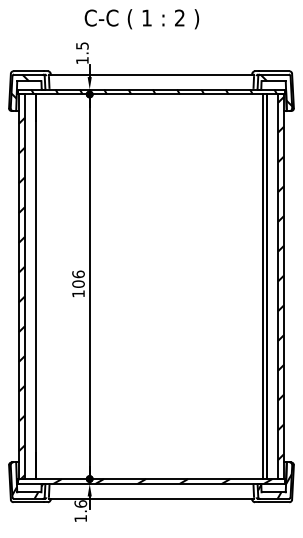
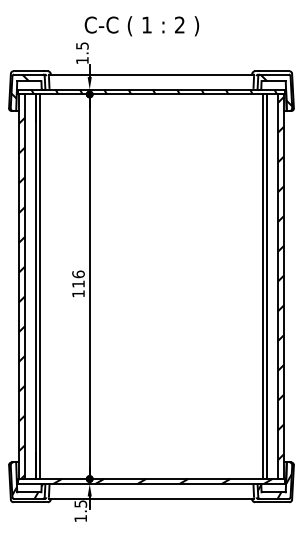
text position: (141, 19) -> (141, 26) (141, 26)
text: 106 -> 116 (78, 283)
line: none -> present (40, 286)
text: 1.6 -> 1.5 (80, 503)
